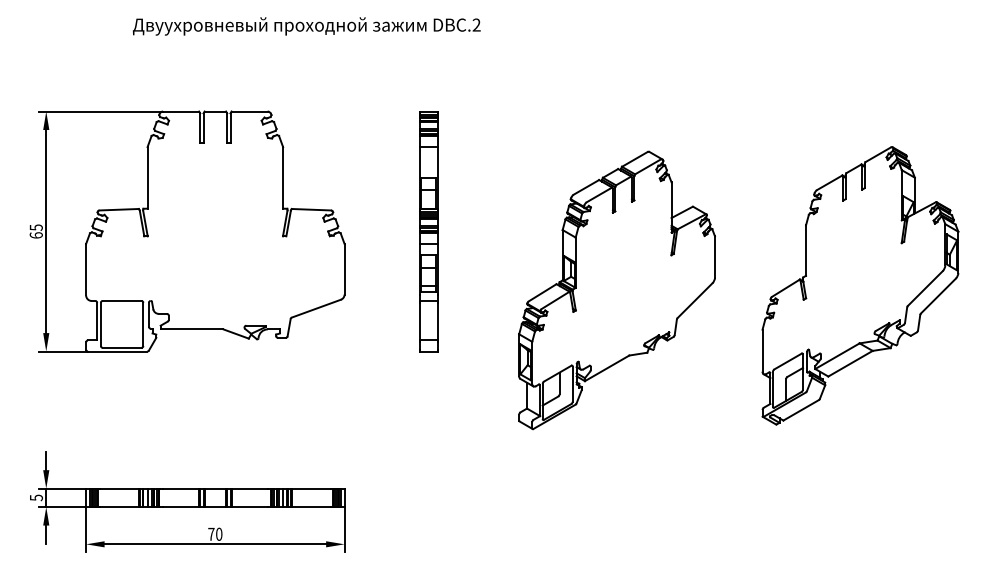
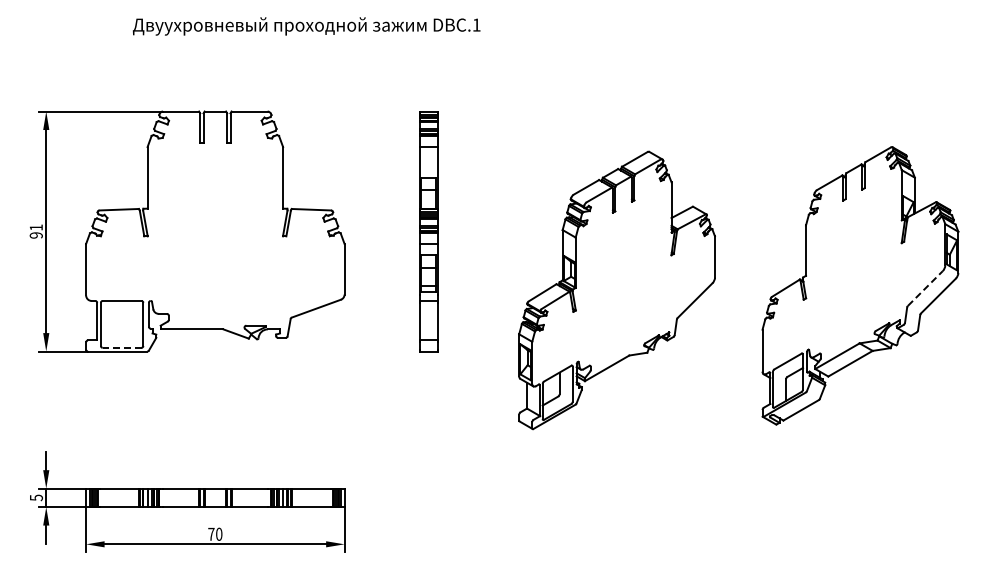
text: DBC.2 -> DBC.1 (476, 24)
text: 65 -> 91 (35, 231)
line: solid -> dashed (925, 288)
line: solid -> dashed (121, 347)
